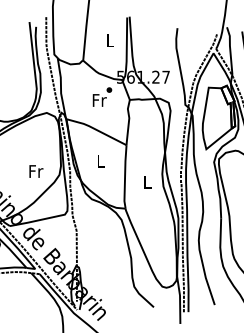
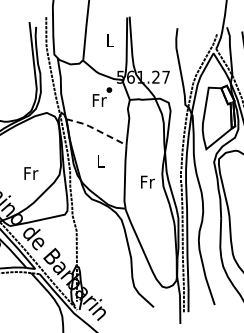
line: solid -> dashed (96, 129)
text position: (36, 171) -> (31, 173) (31, 173)
text: L -> Fr (147, 181)
